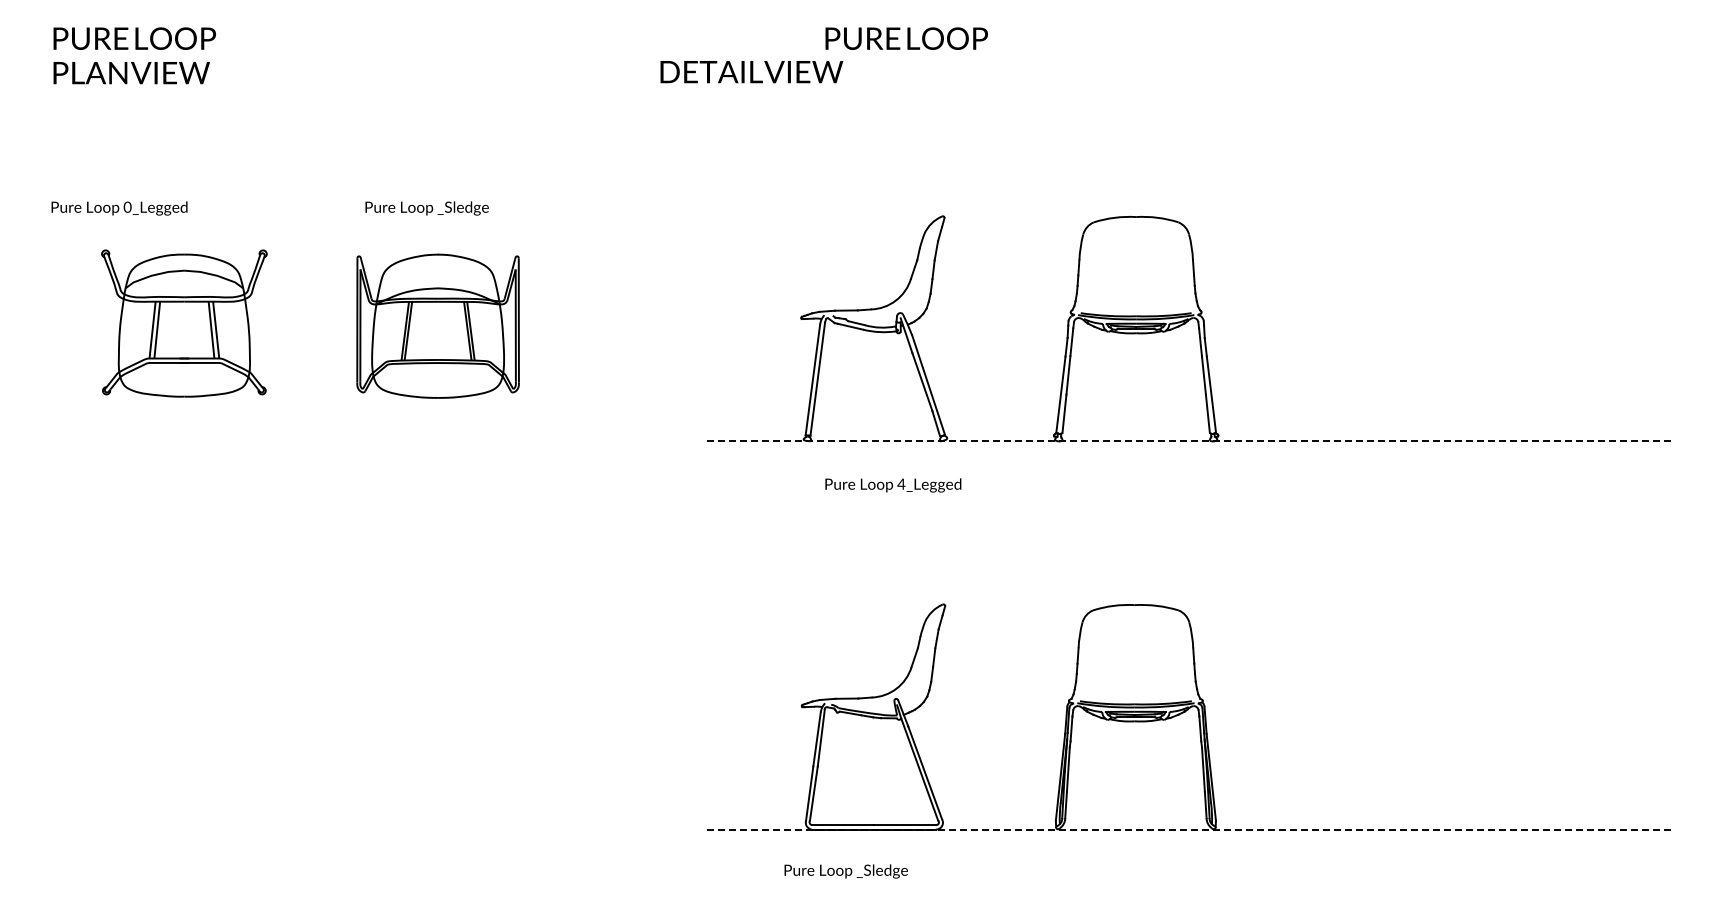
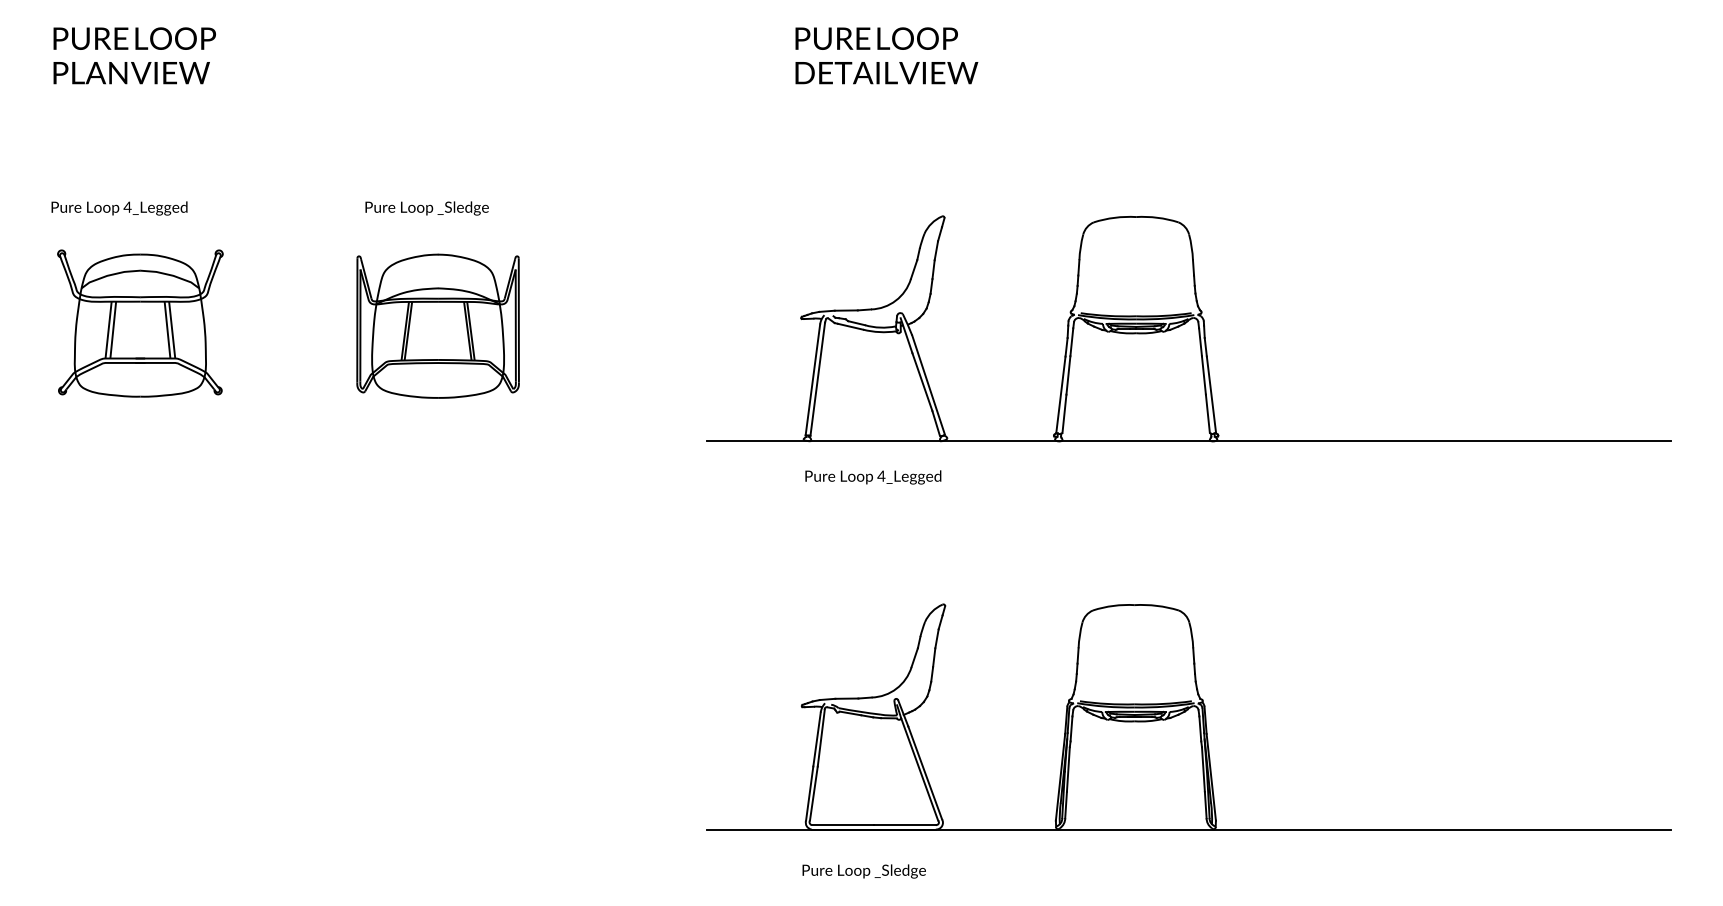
text position: (906, 38) -> (876, 38) (876, 38)
text position: (751, 72) -> (886, 73) (886, 73)
text: 0_Legged -> 4_Legged (127, 206)
part position: (184, 323) -> (140, 323) (140, 323)
line: dashed -> solid (1189, 441)
text position: (893, 485) -> (873, 477) (873, 477)
line: dashed -> solid (1189, 829)
text position: (845, 871) -> (863, 871) (863, 871)
